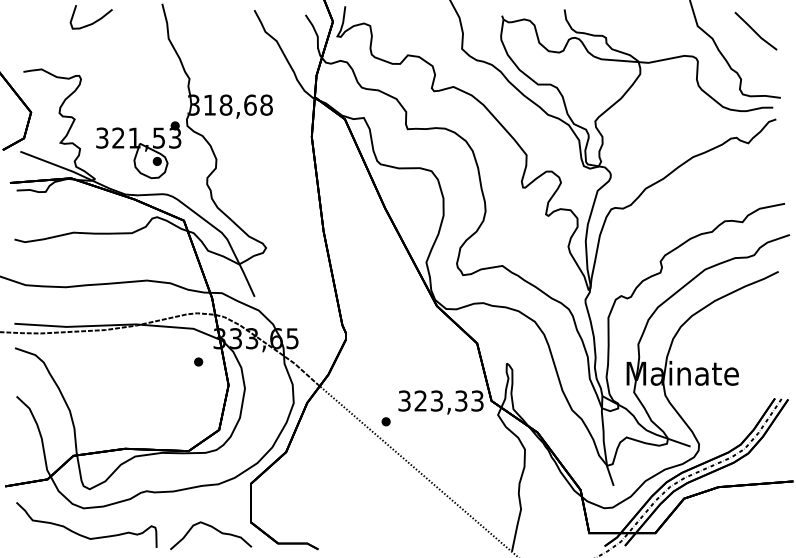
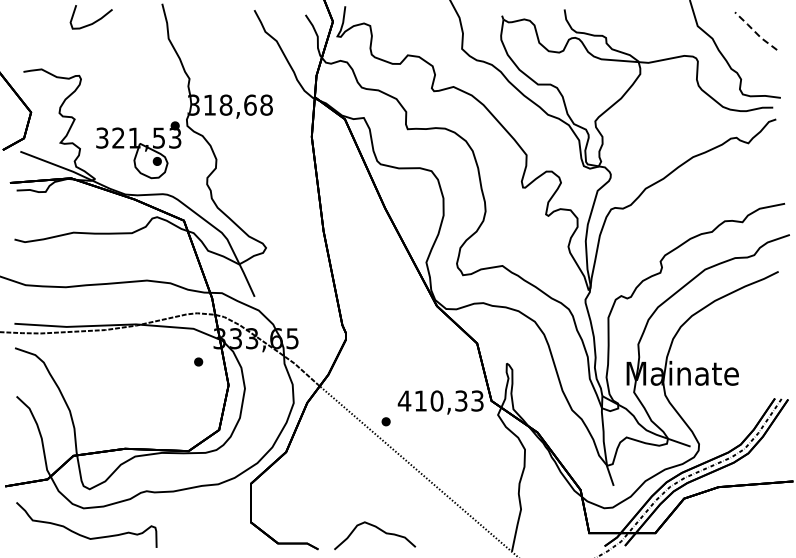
line: solid -> dashed (754, 31)
text: 323,33 -> 410,33 (420, 400)
curve position: (215, 530) -> (379, 530) (379, 530)
